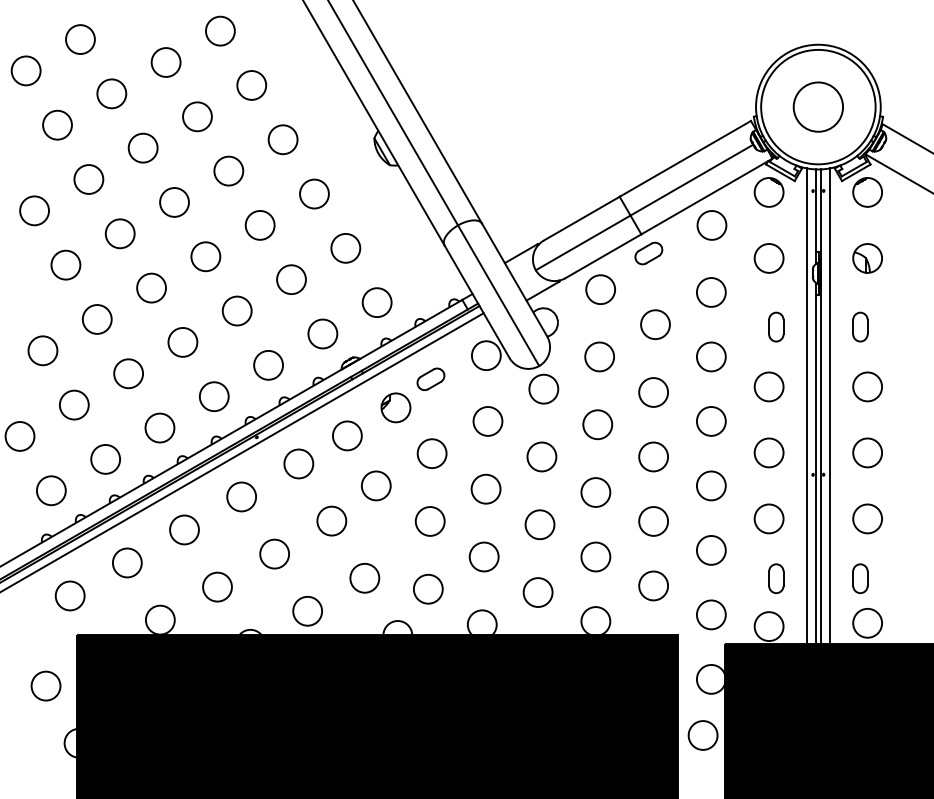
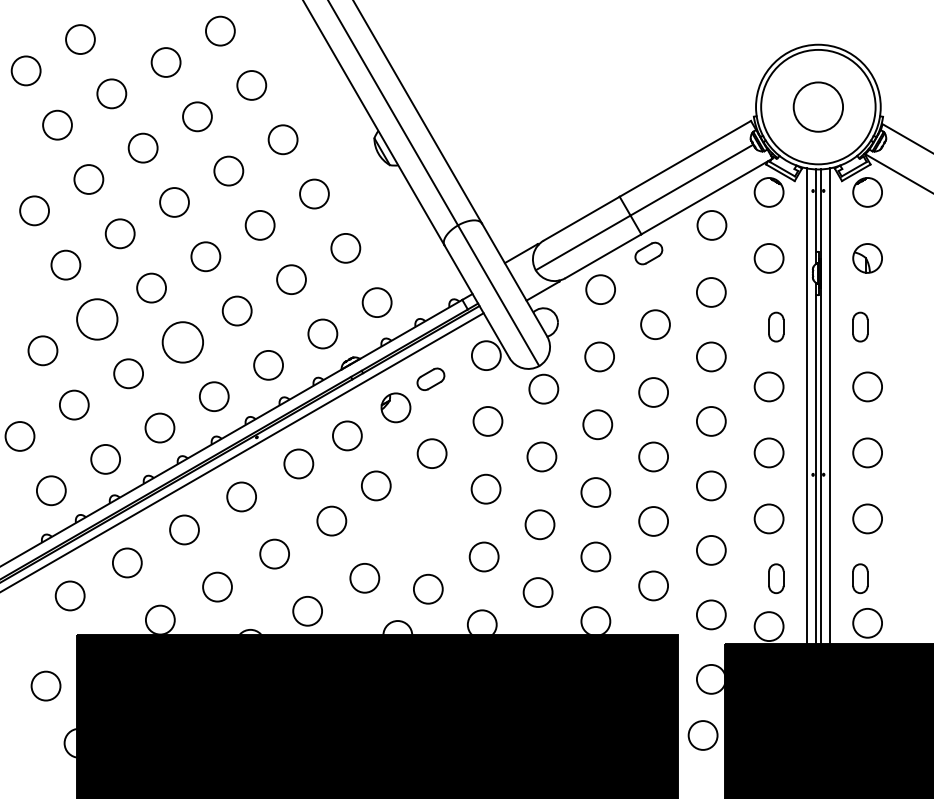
circle diameter: 29 px -> 40 px (97, 319)
circle diameter: 29 px -> 40 px (182, 342)
circle: present -> none (429, 521)
